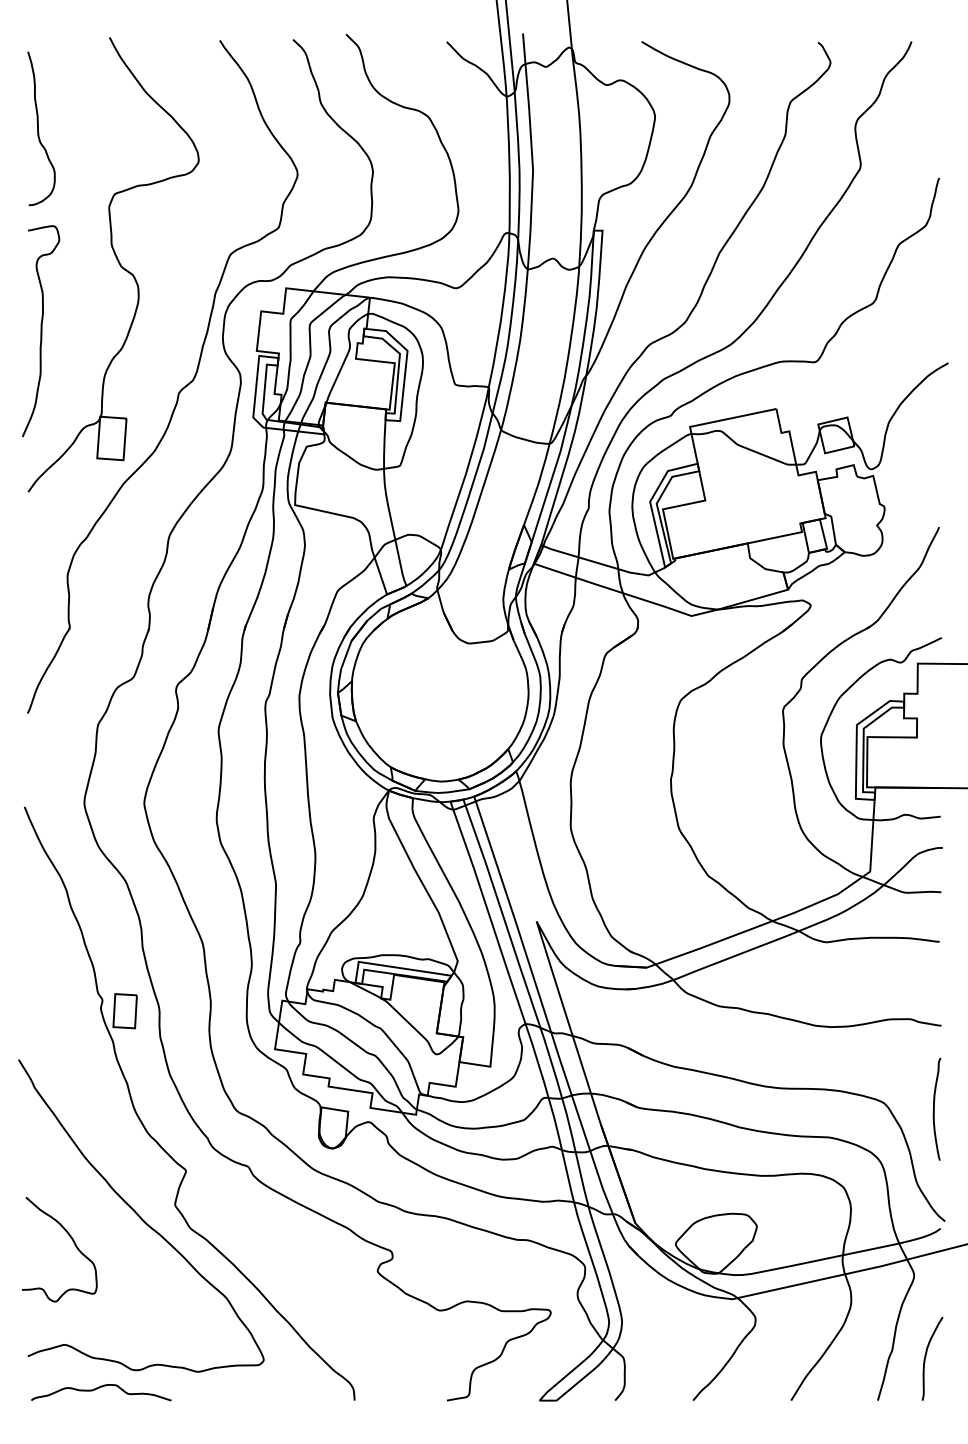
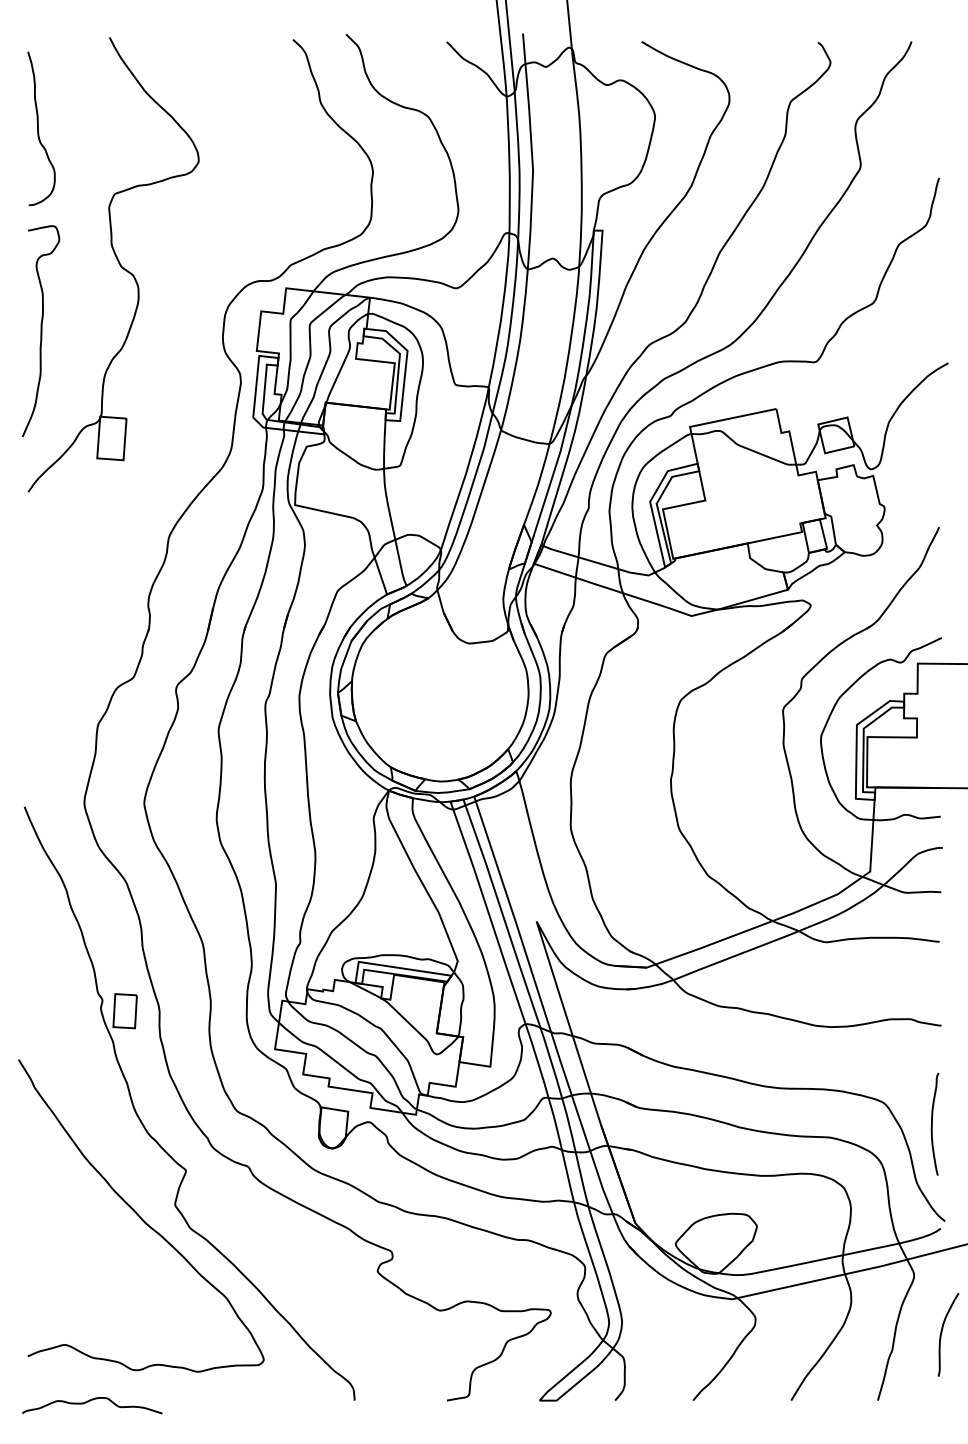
part: present -> none (179, 390)
curve position: (934, 1109) -> (932, 1124) (932, 1124)
curve: present -> none (73, 1243)
curve position: (926, 1356) -> (942, 1332) (942, 1332)
curve position: (99, 1388) -> (90, 1401) (90, 1401)
